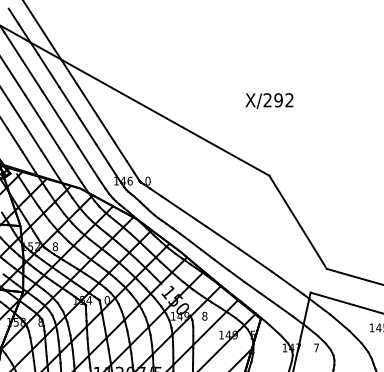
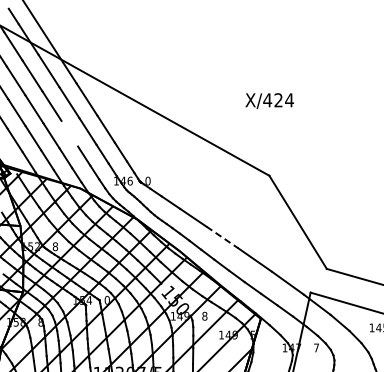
text: X/292 -> X/424 (278, 100)
line: present -> none (69, 133)
line: solid -> dashed (222, 237)
